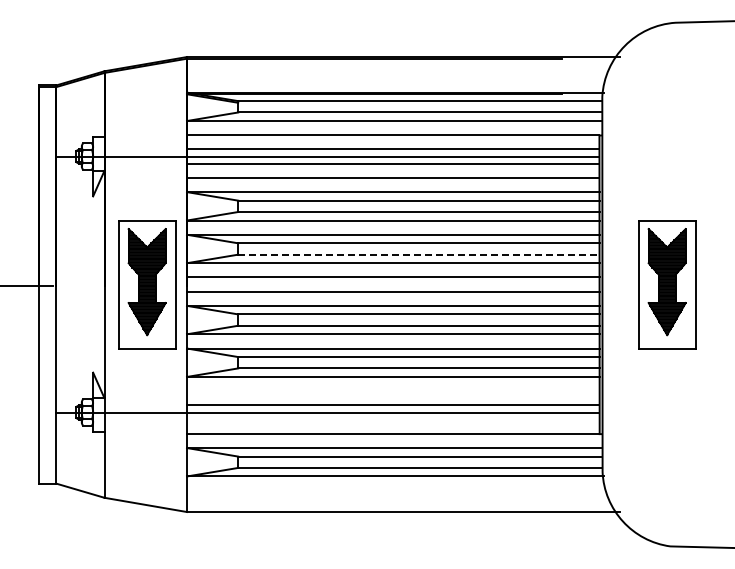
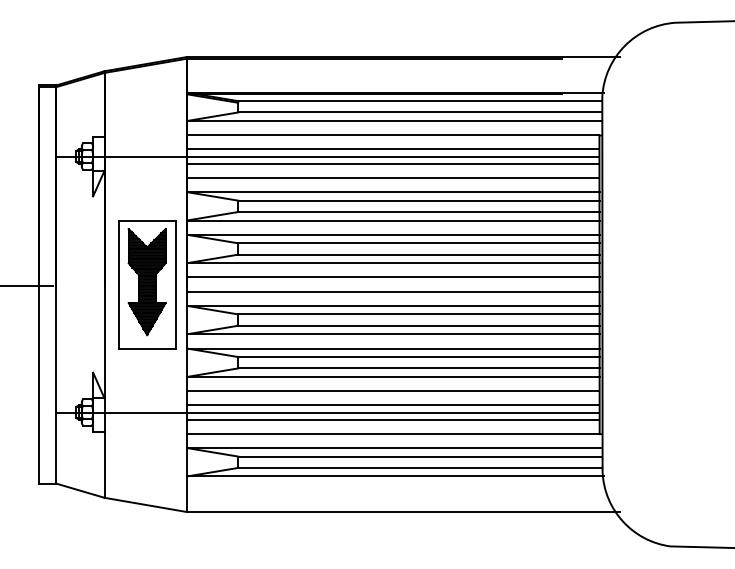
line: dashed -> solid (418, 254)
part: present -> none (667, 284)
line: none -> present (393, 391)
line: none -> present (393, 419)
